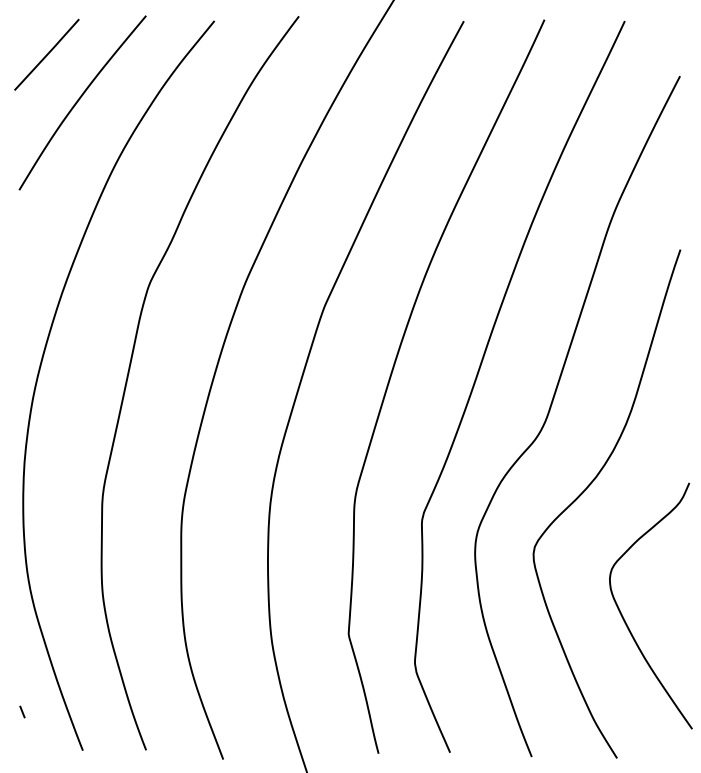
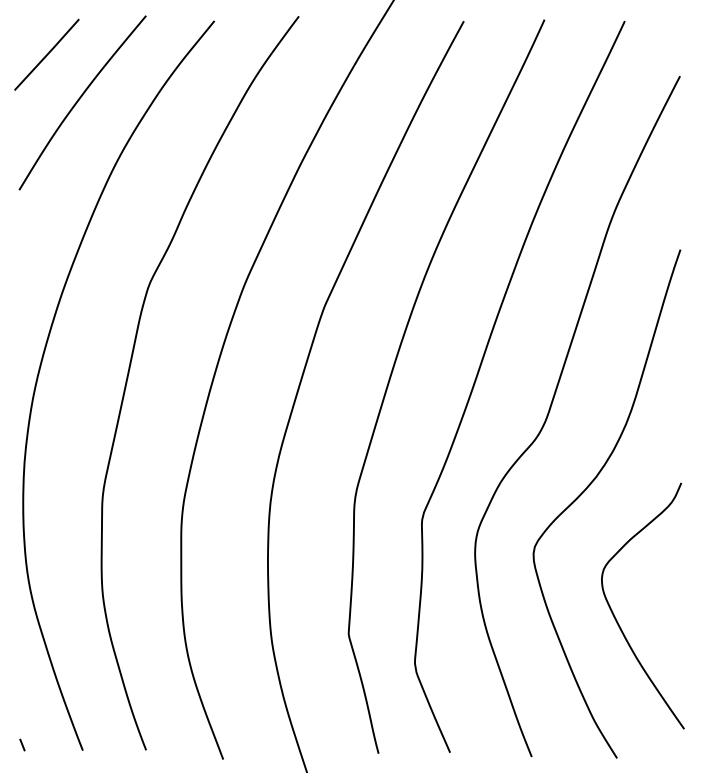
curve position: (624, 618) -> (616, 618) (616, 618)
line position: (22, 711) -> (22, 744) (22, 744)
